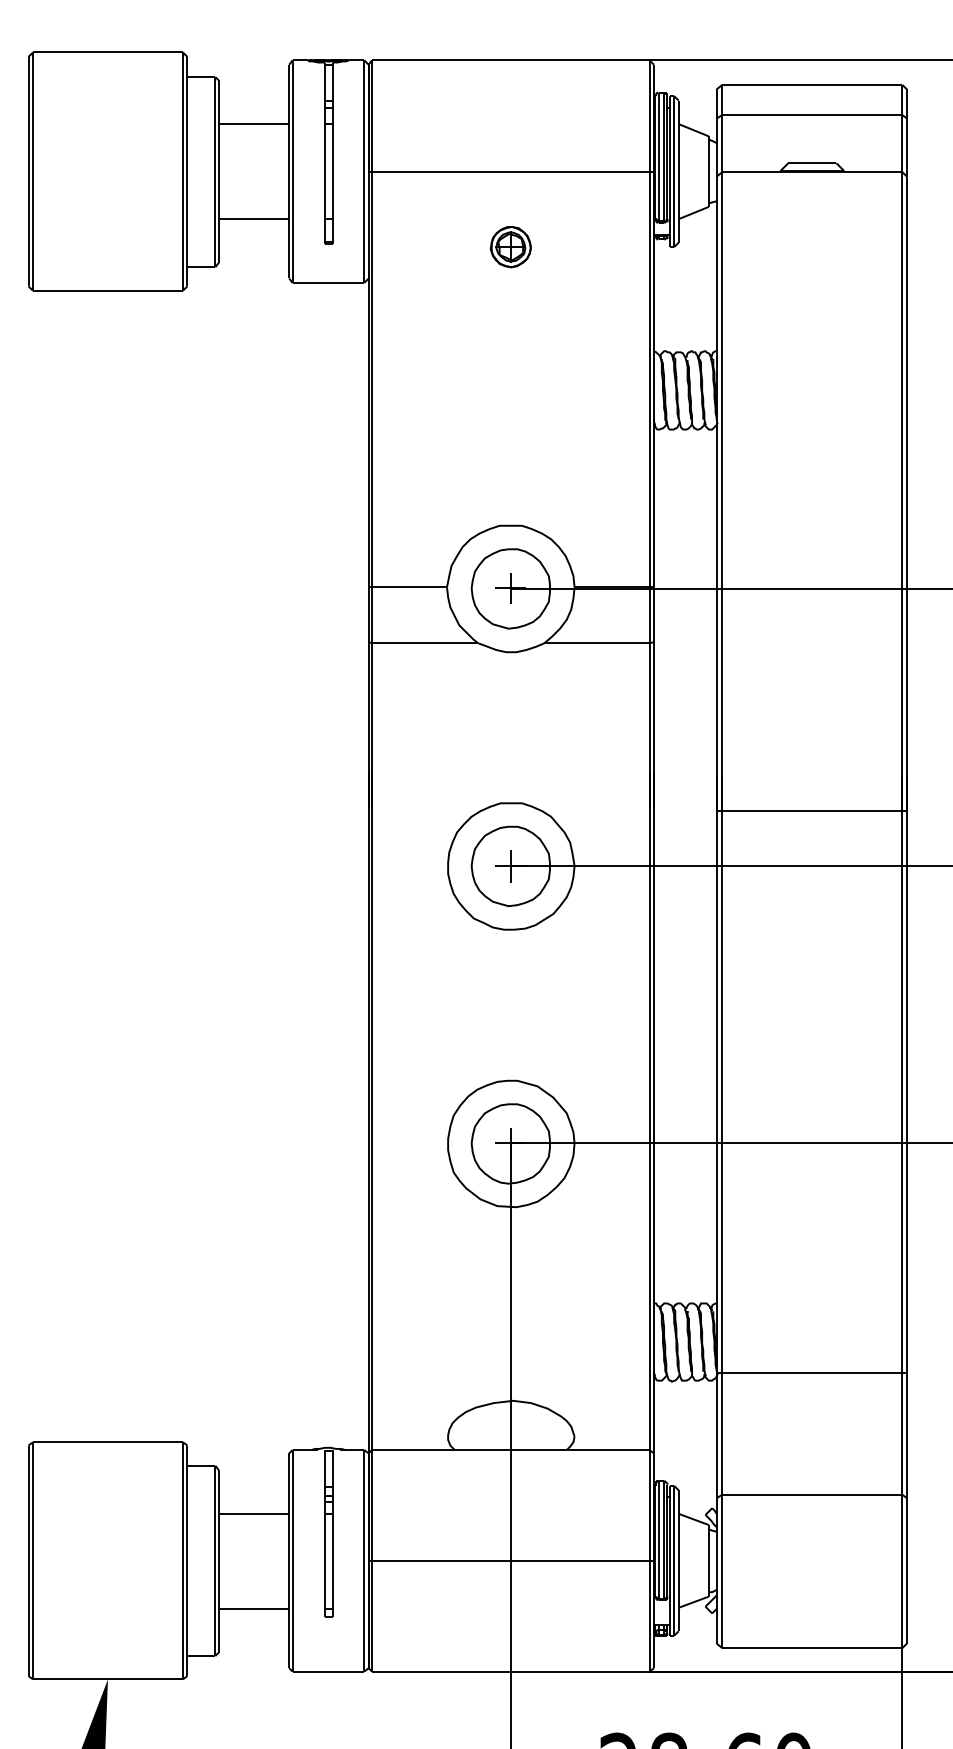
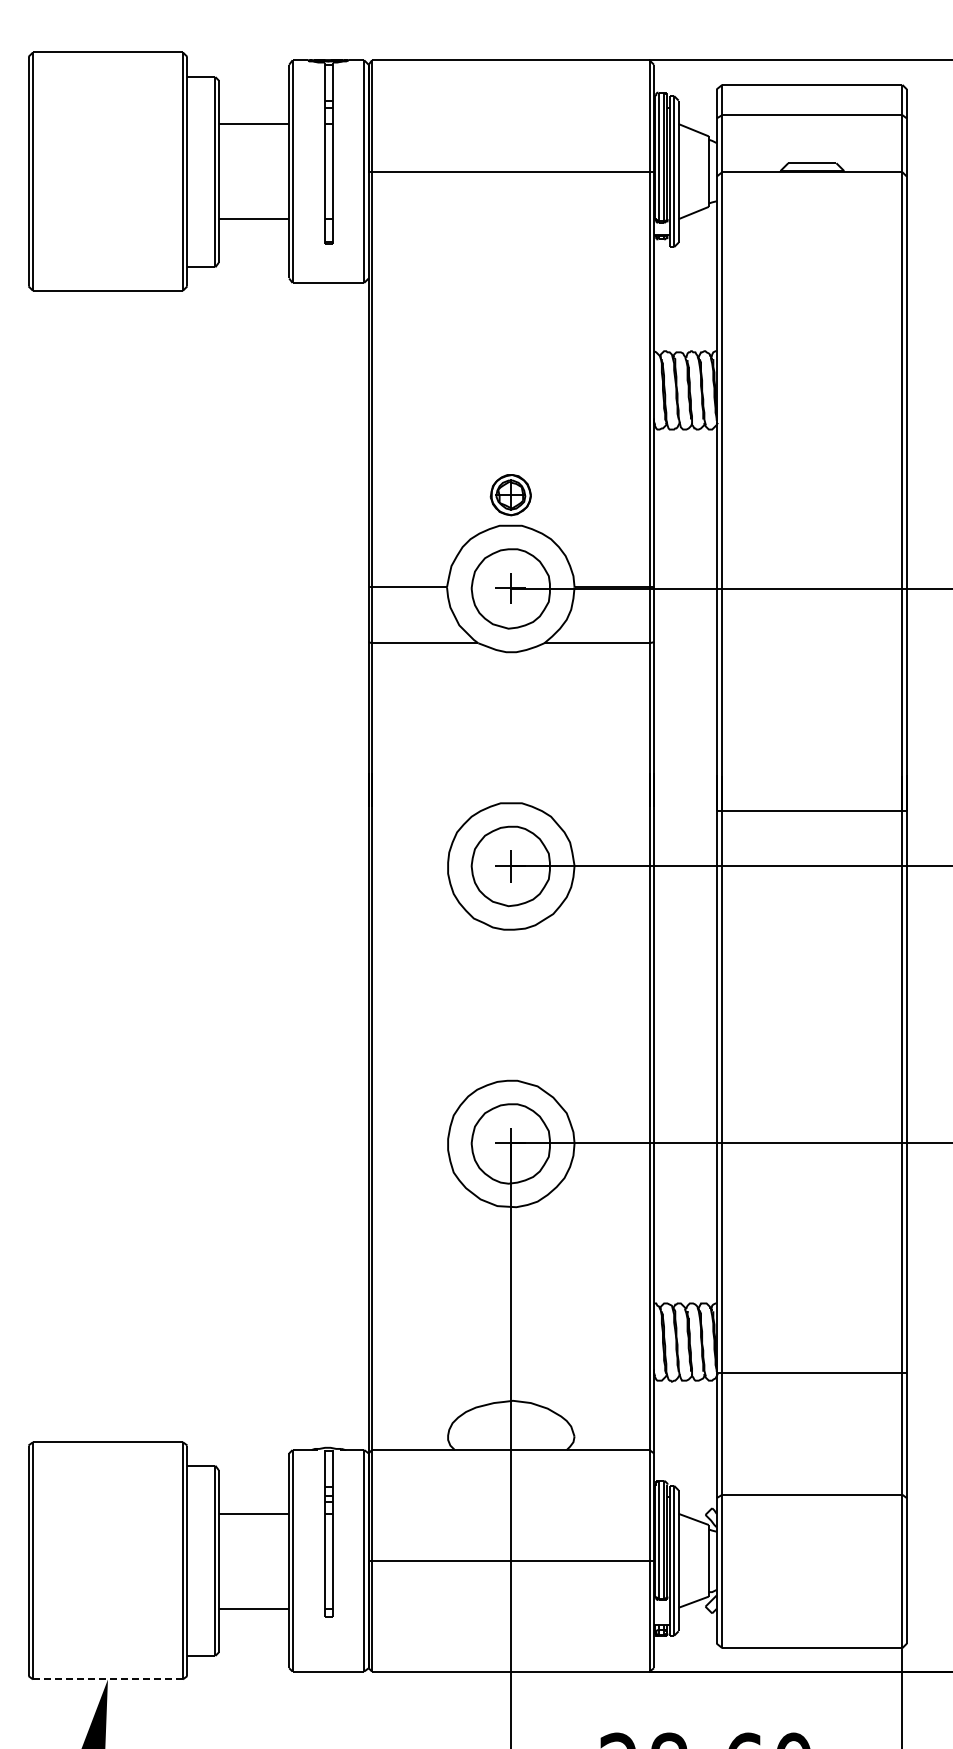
part position: (510, 247) -> (510, 495) (510, 495)
line: solid -> dashed (107, 1679)
